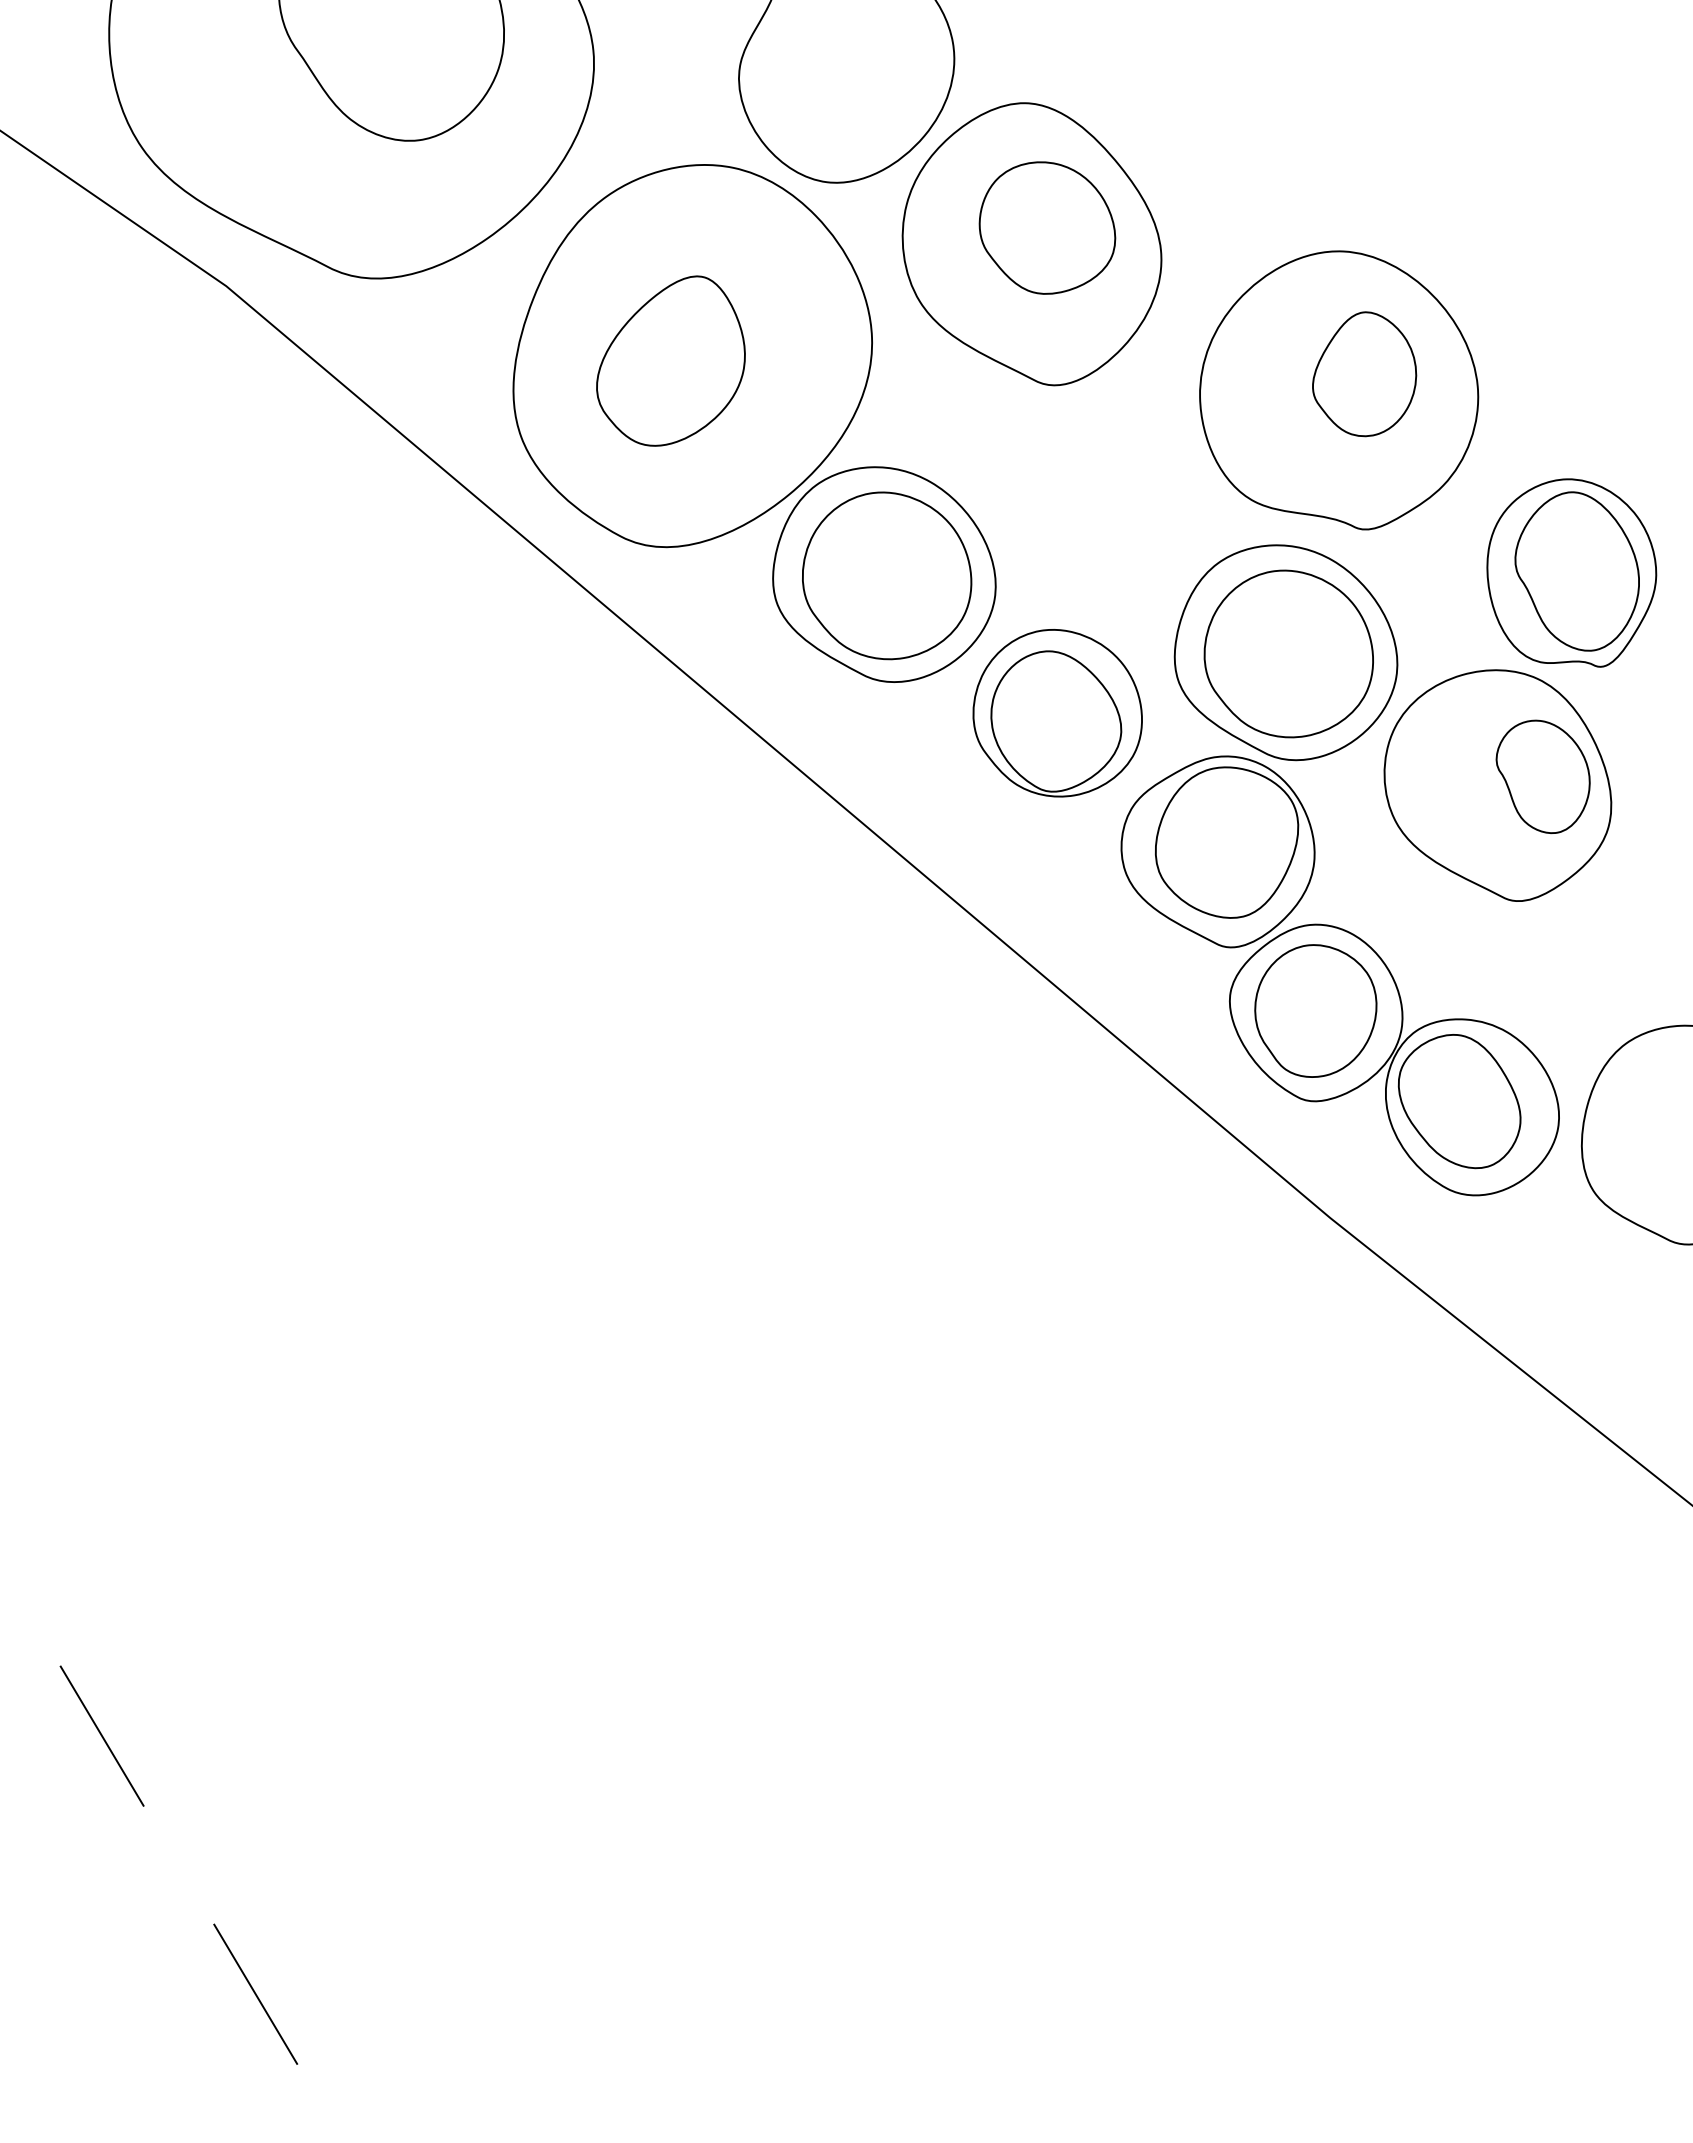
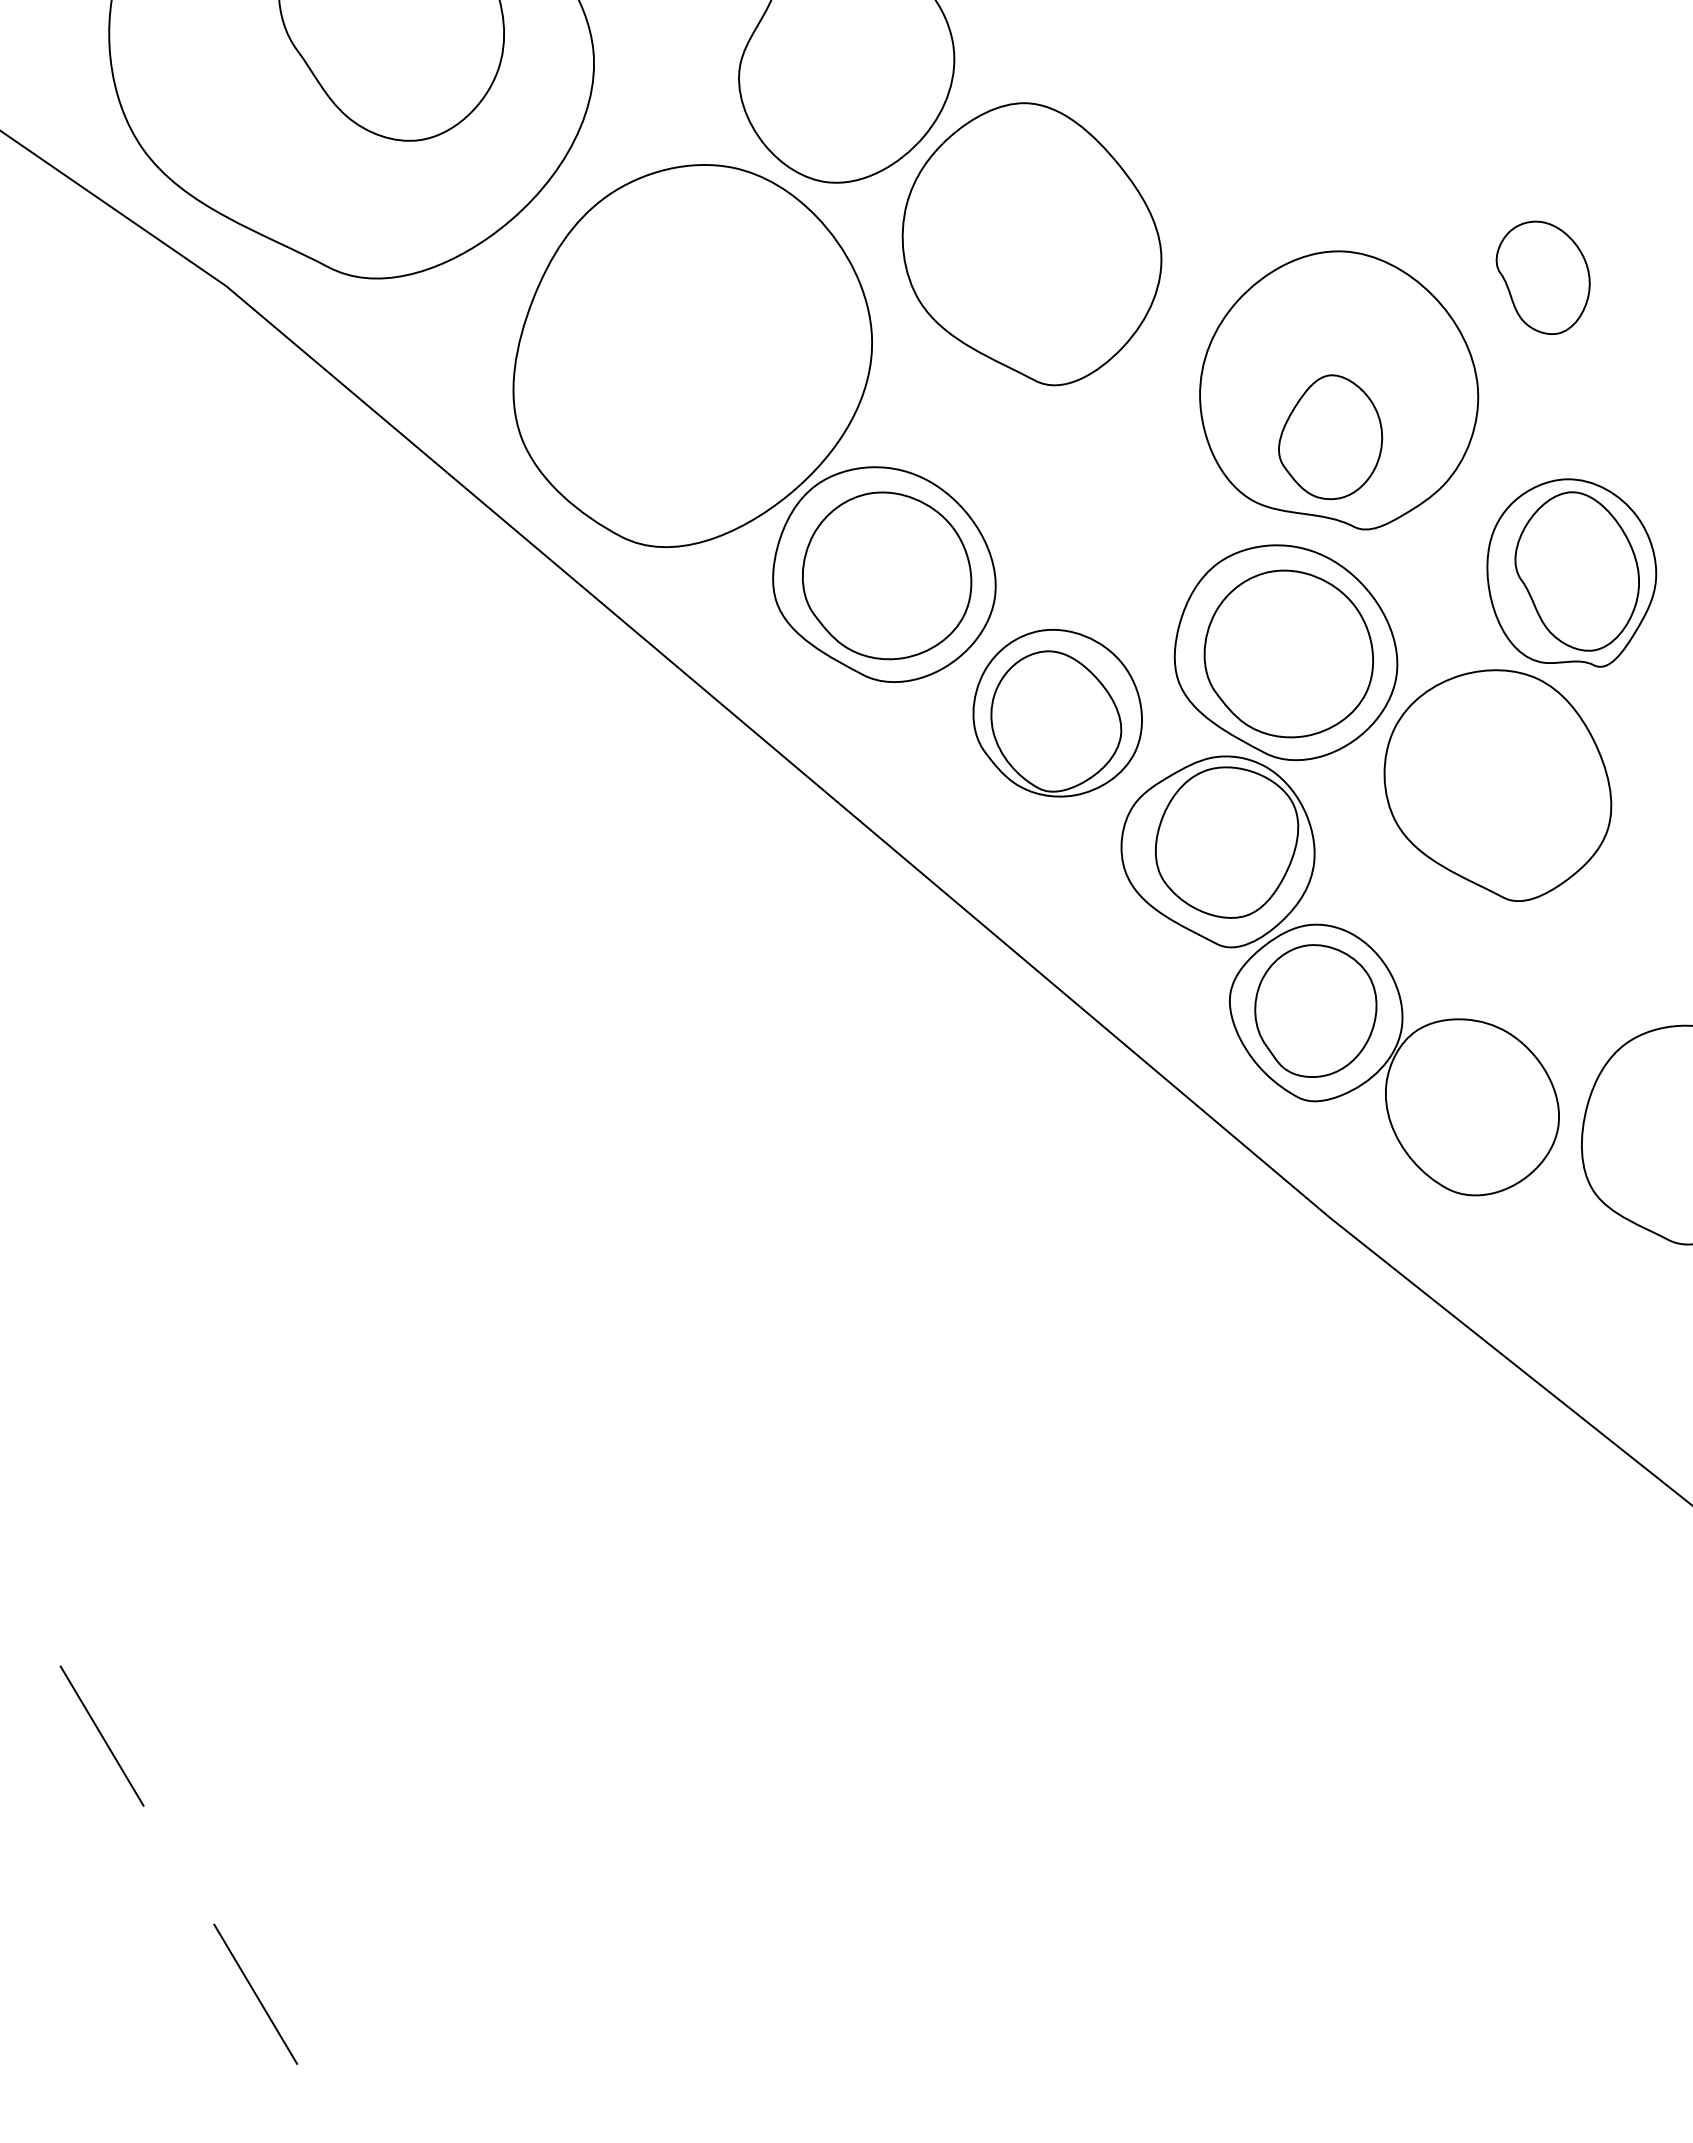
part: present -> none (1047, 227)
part: present -> none (670, 360)
part position: (1364, 374) -> (1330, 437) (1330, 437)
part position: (1542, 776) -> (1542, 277) (1542, 277)
part: present -> none (1459, 1101)
